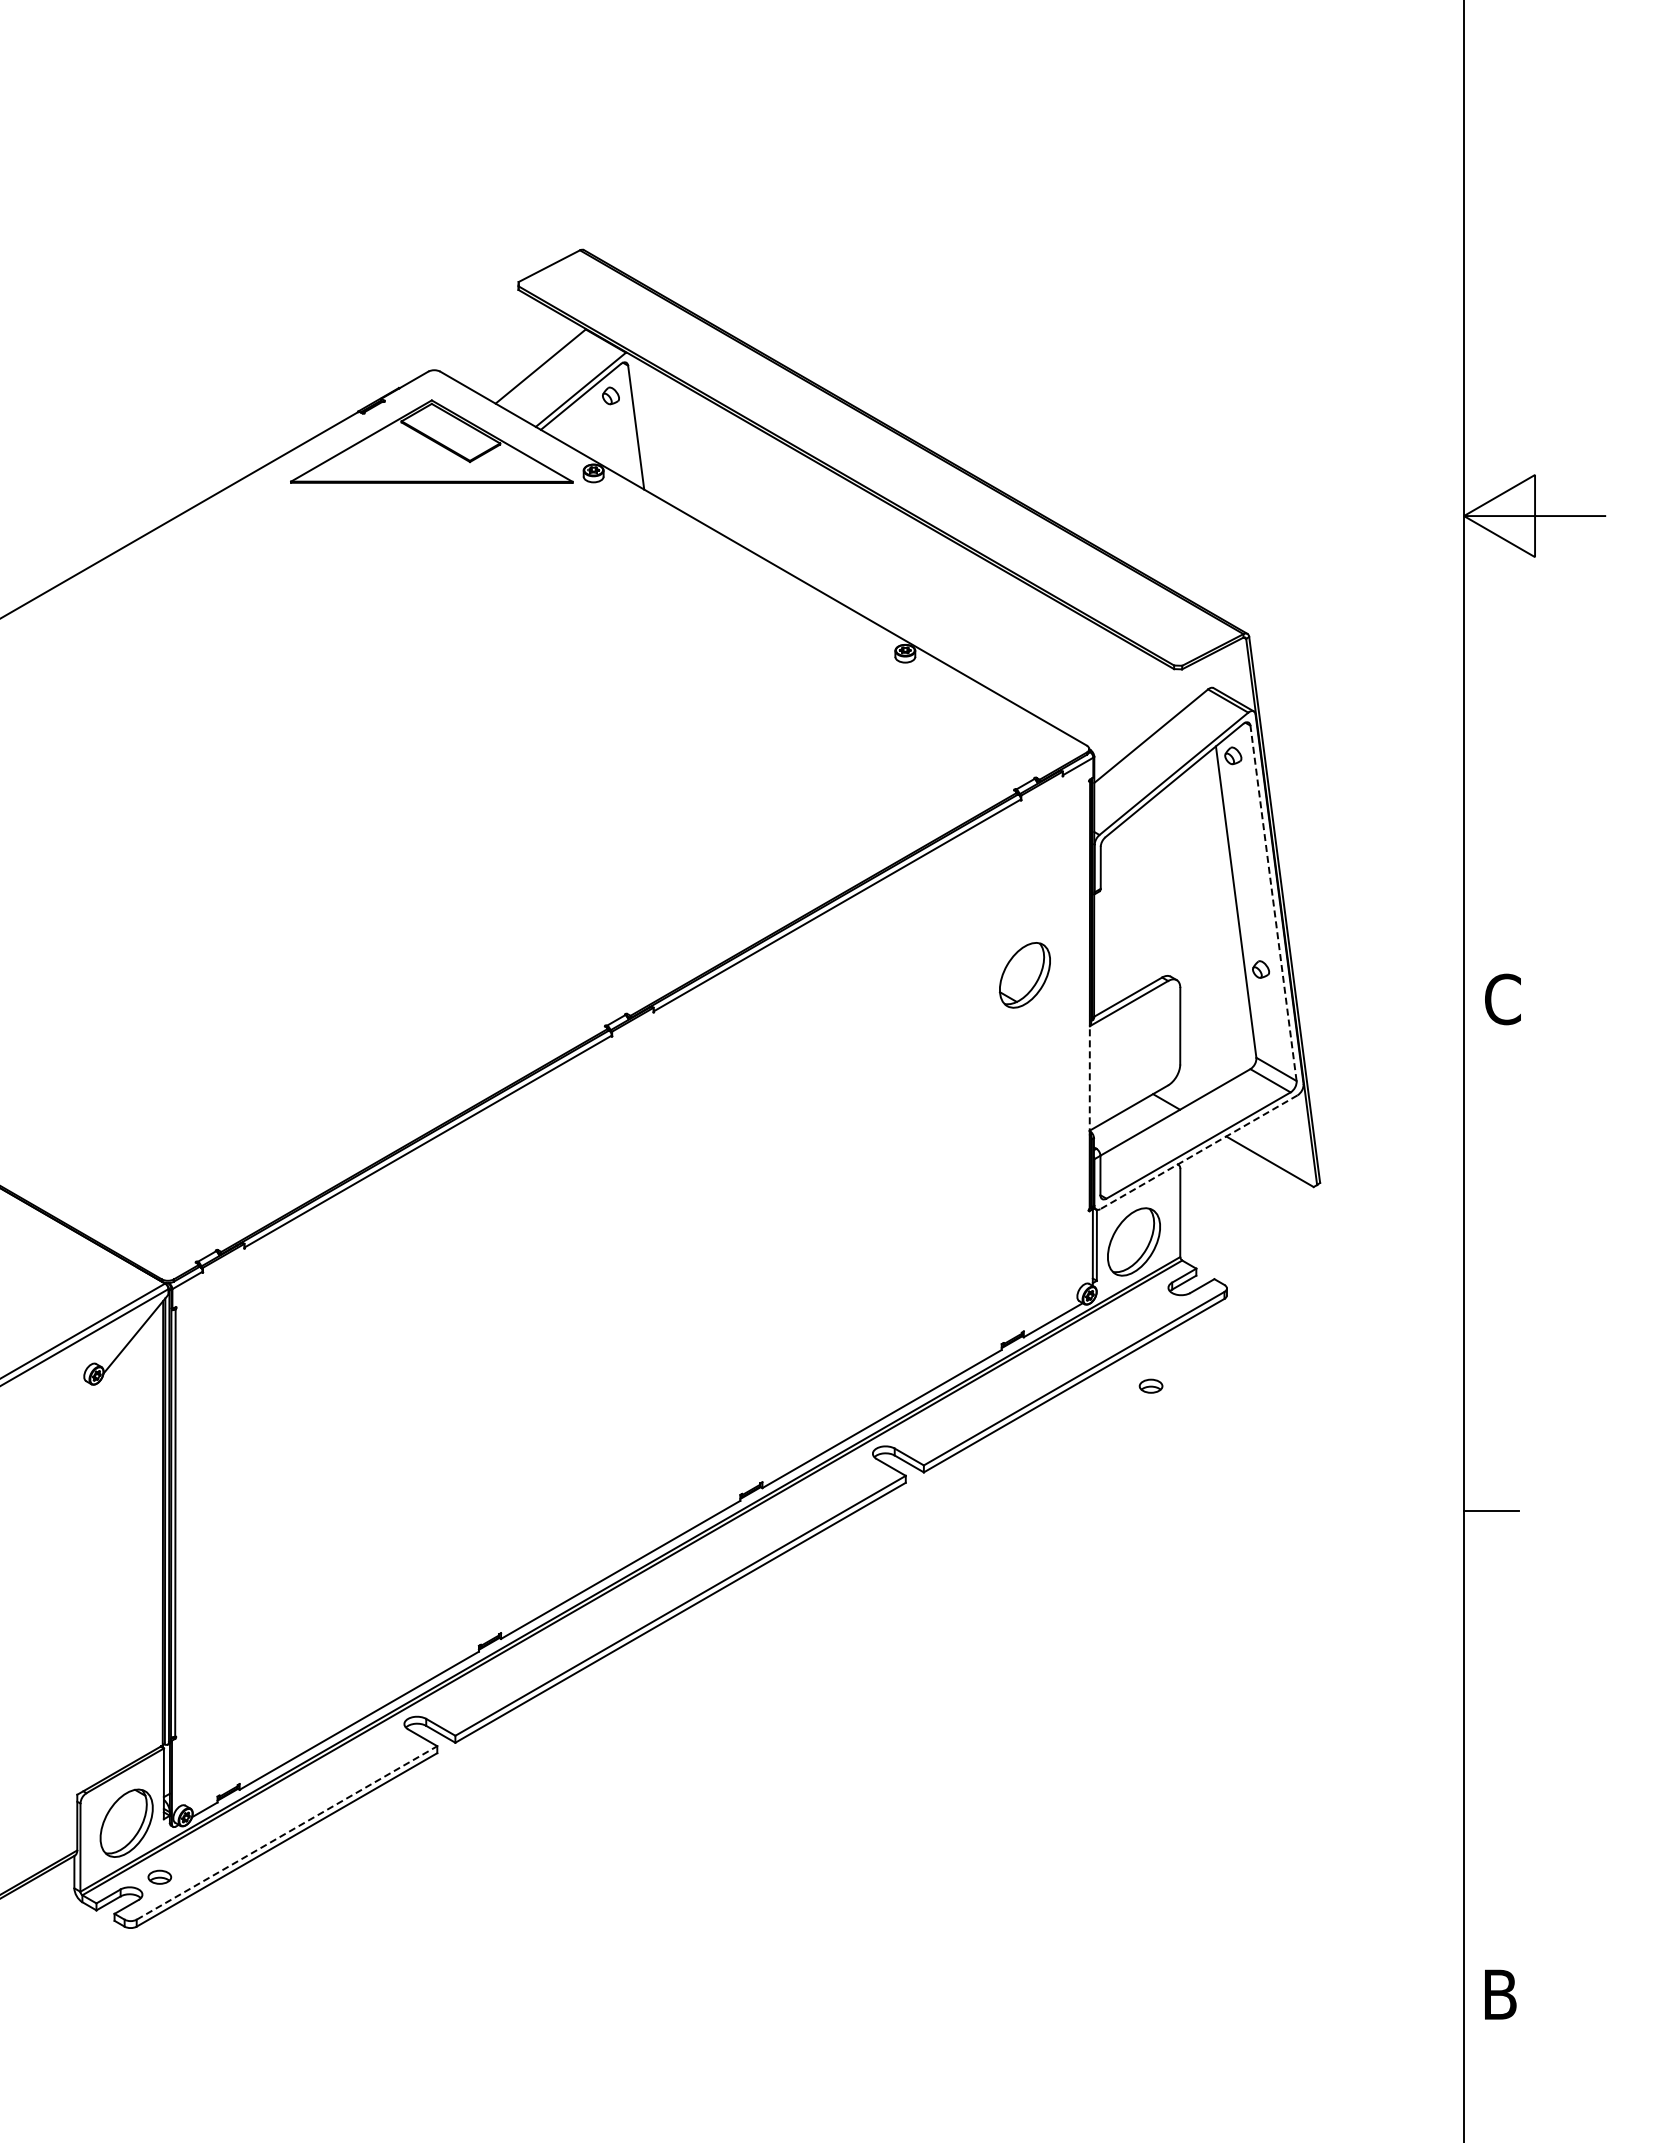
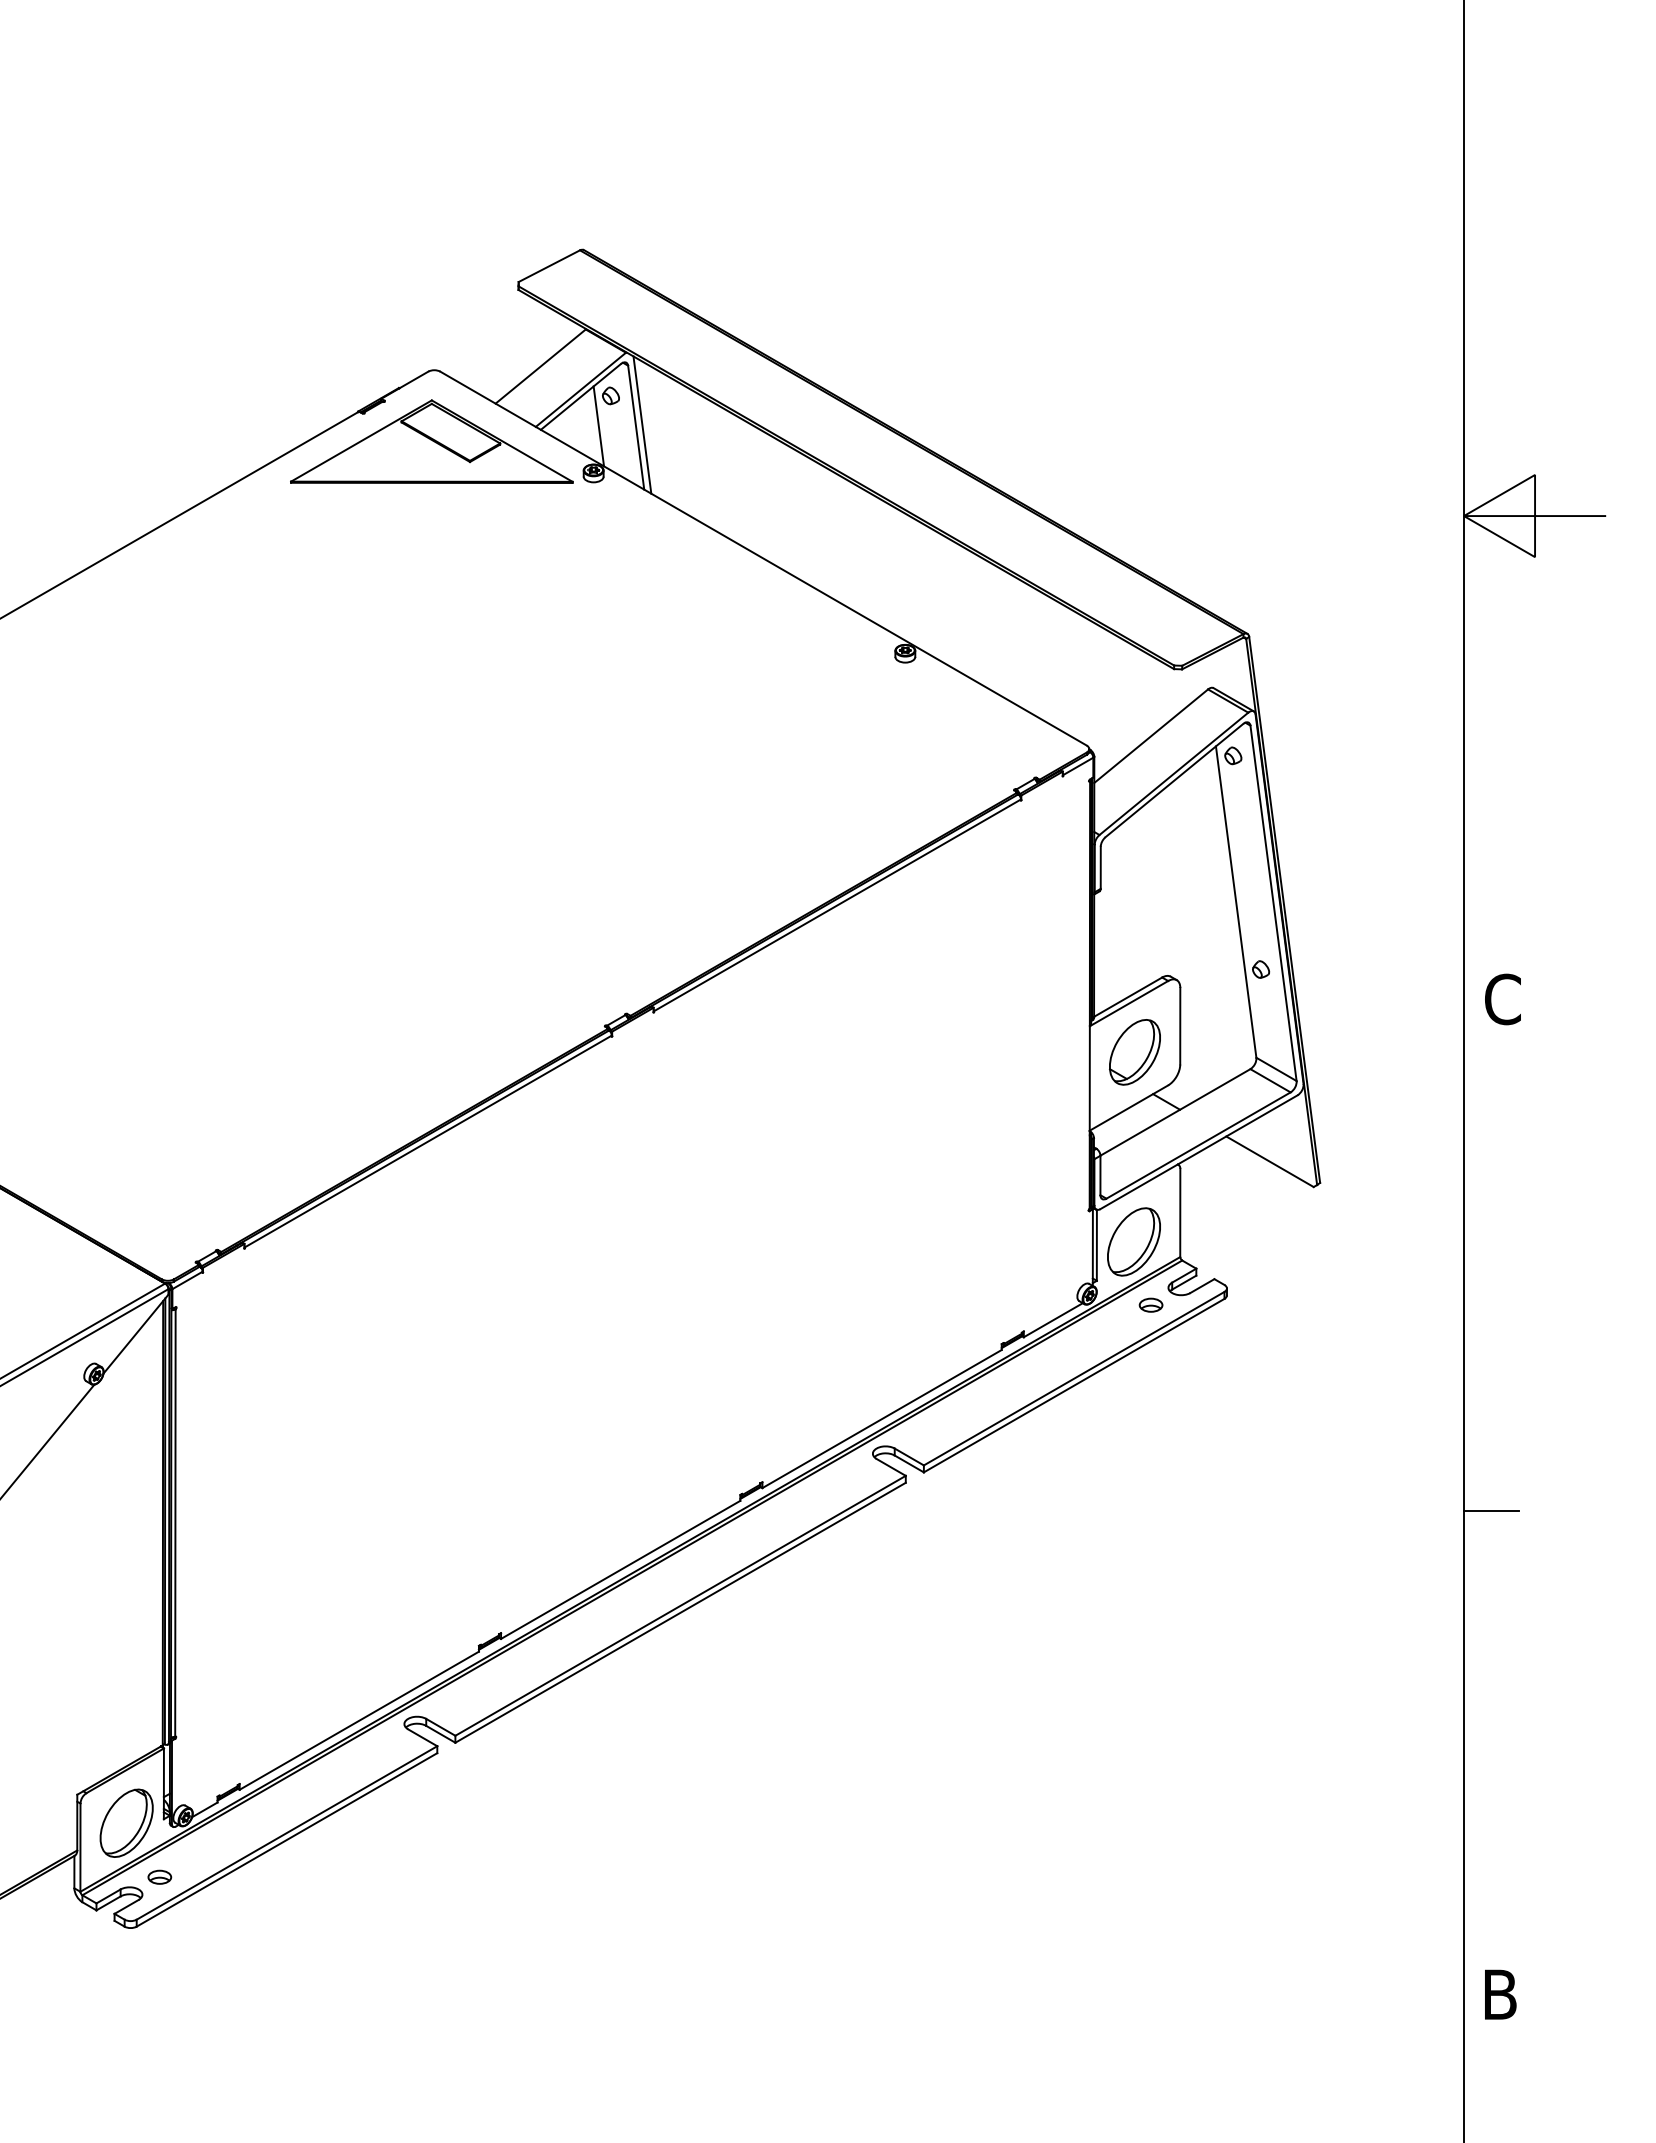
line: none -> present (642, 424)
line: none -> present (598, 426)
line: dashed -> solid (1273, 902)
part position: (1024, 975) -> (1134, 1052) (1134, 1052)
line: dashed -> solid (1089, 1080)
line: dashed -> solid (1199, 1152)
part position: (1150, 1385) -> (1150, 1304) (1150, 1304)
line: none -> present (48, 1440)
line: dashed -> solid (287, 1832)
